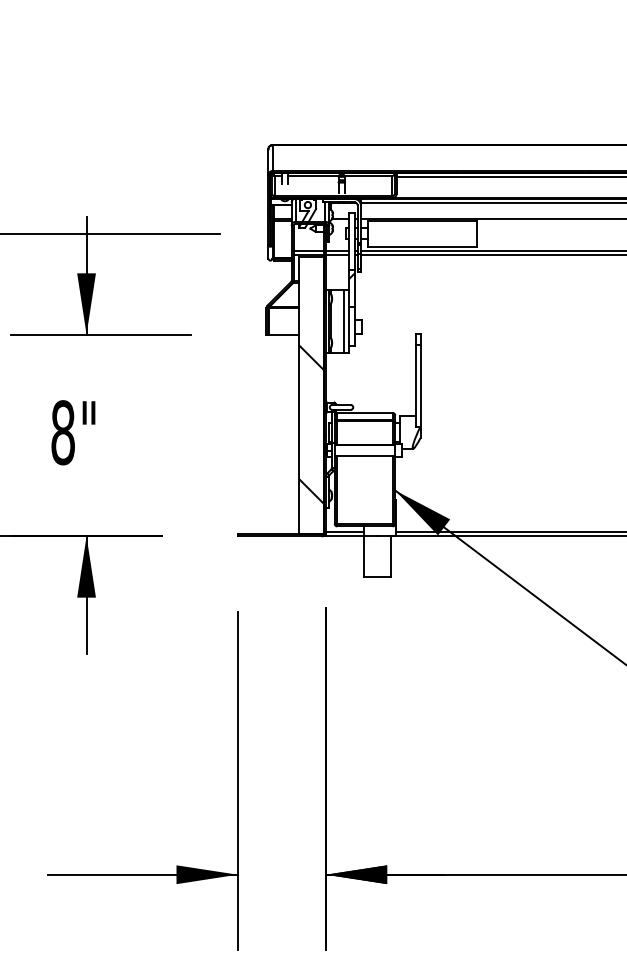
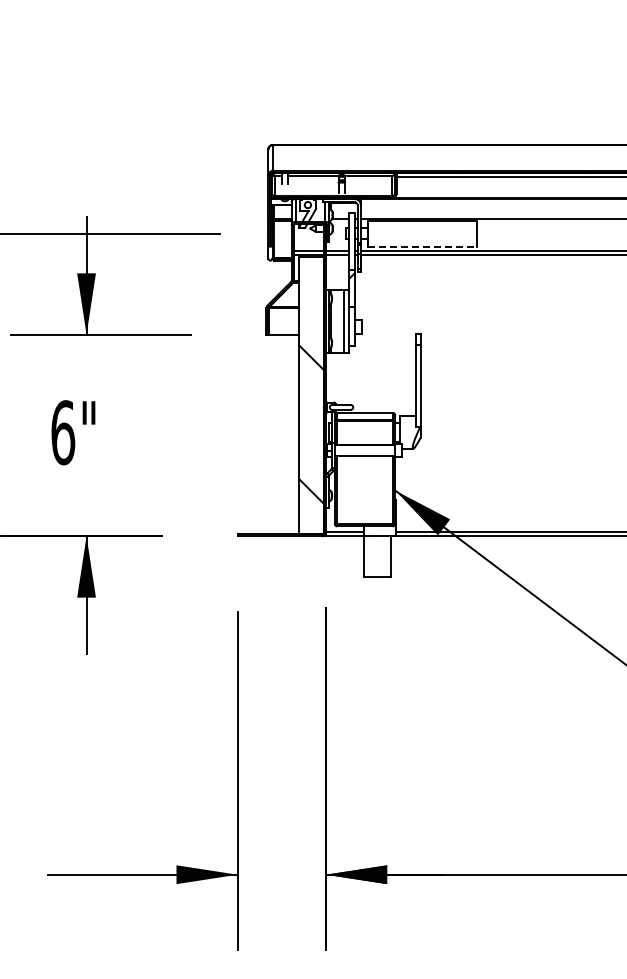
line: present -> none (491, 202)
line: solid -> dashed (422, 246)
text: 8" -> 6" (63, 432)
